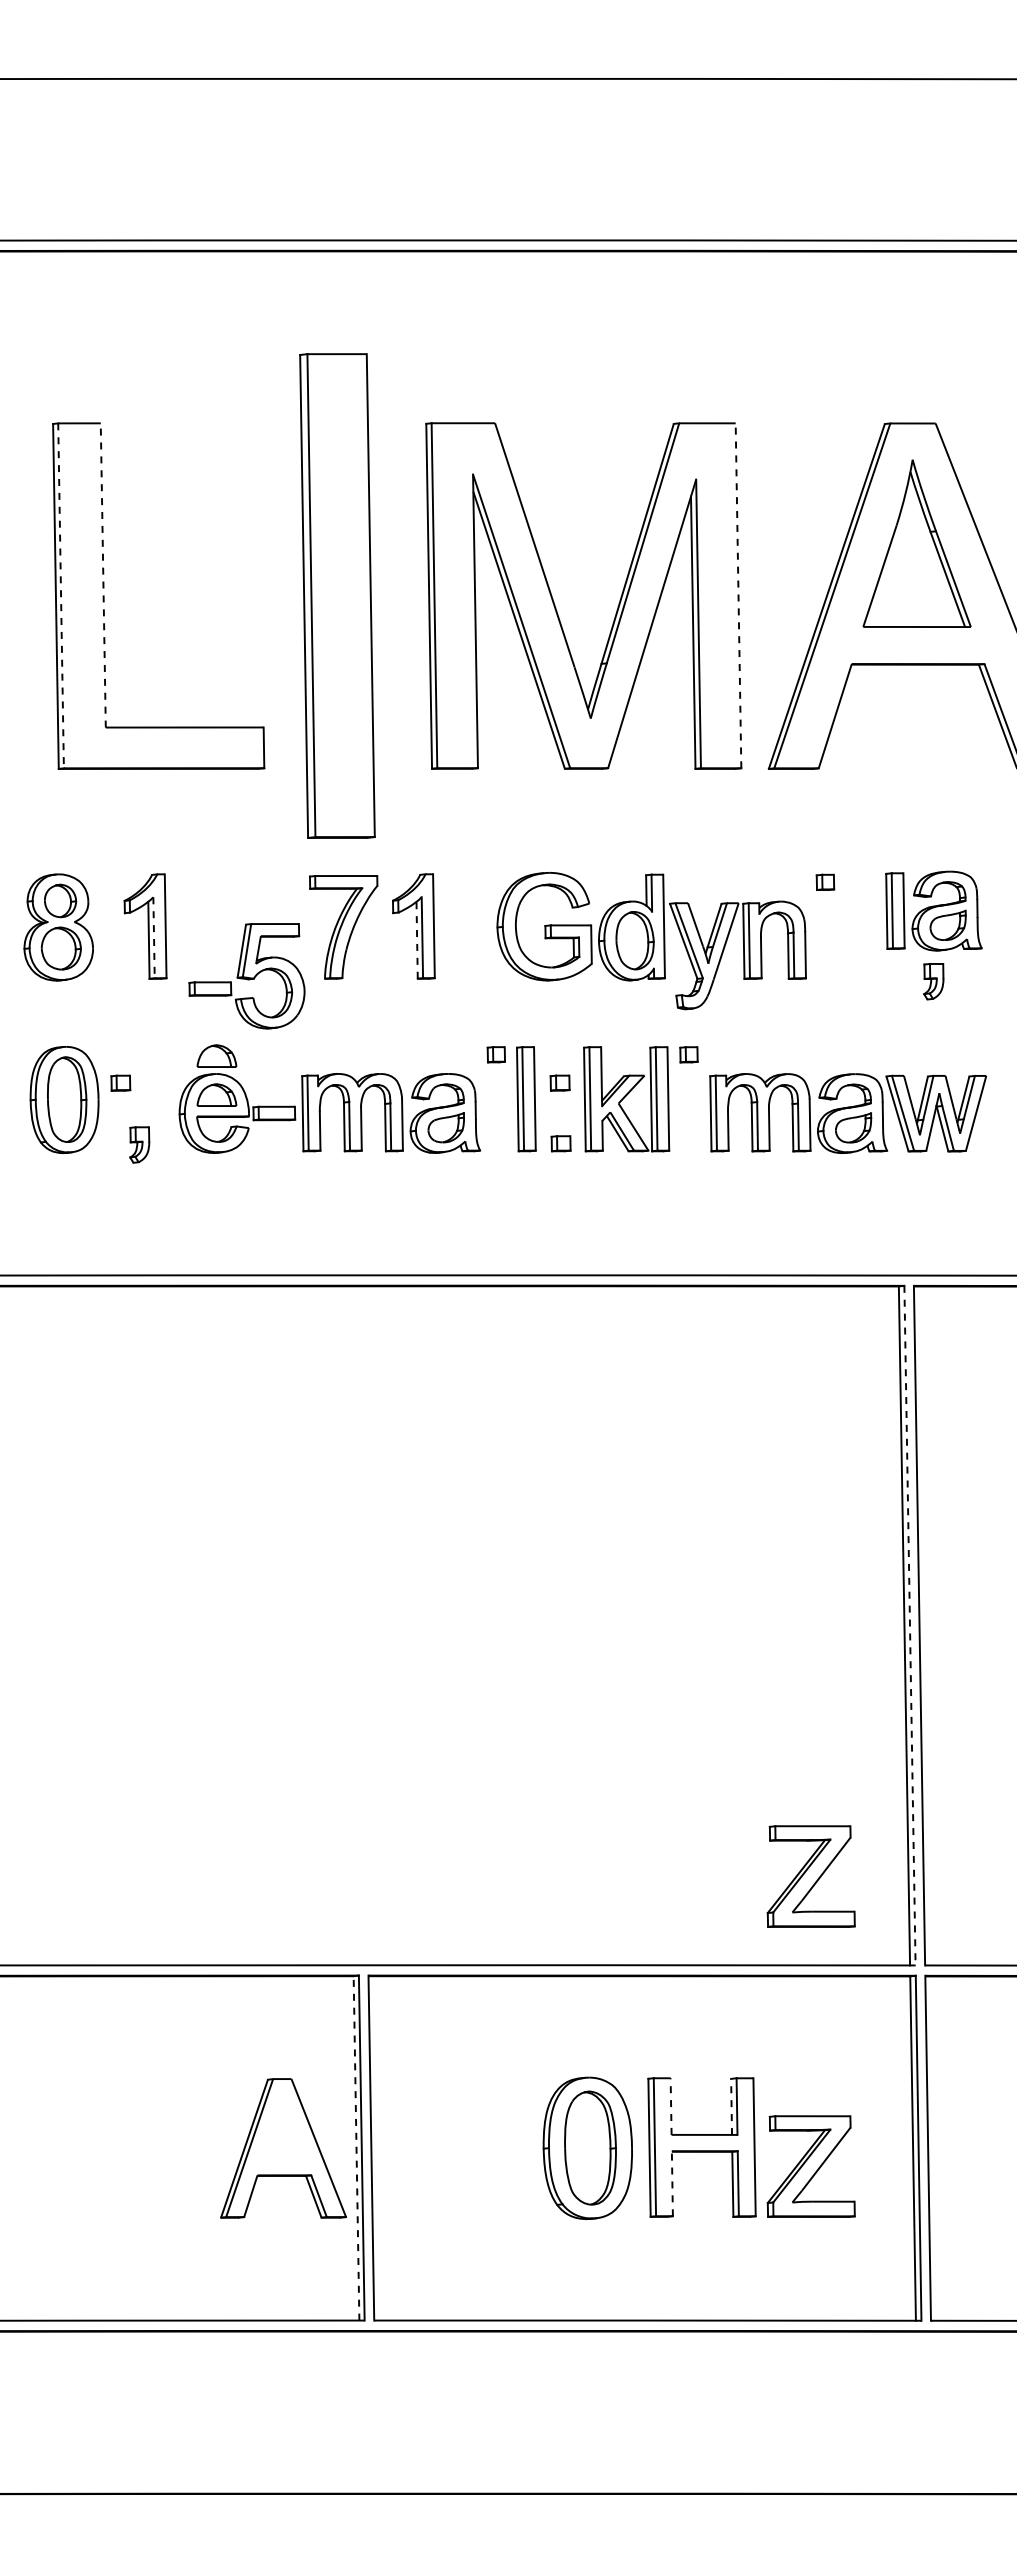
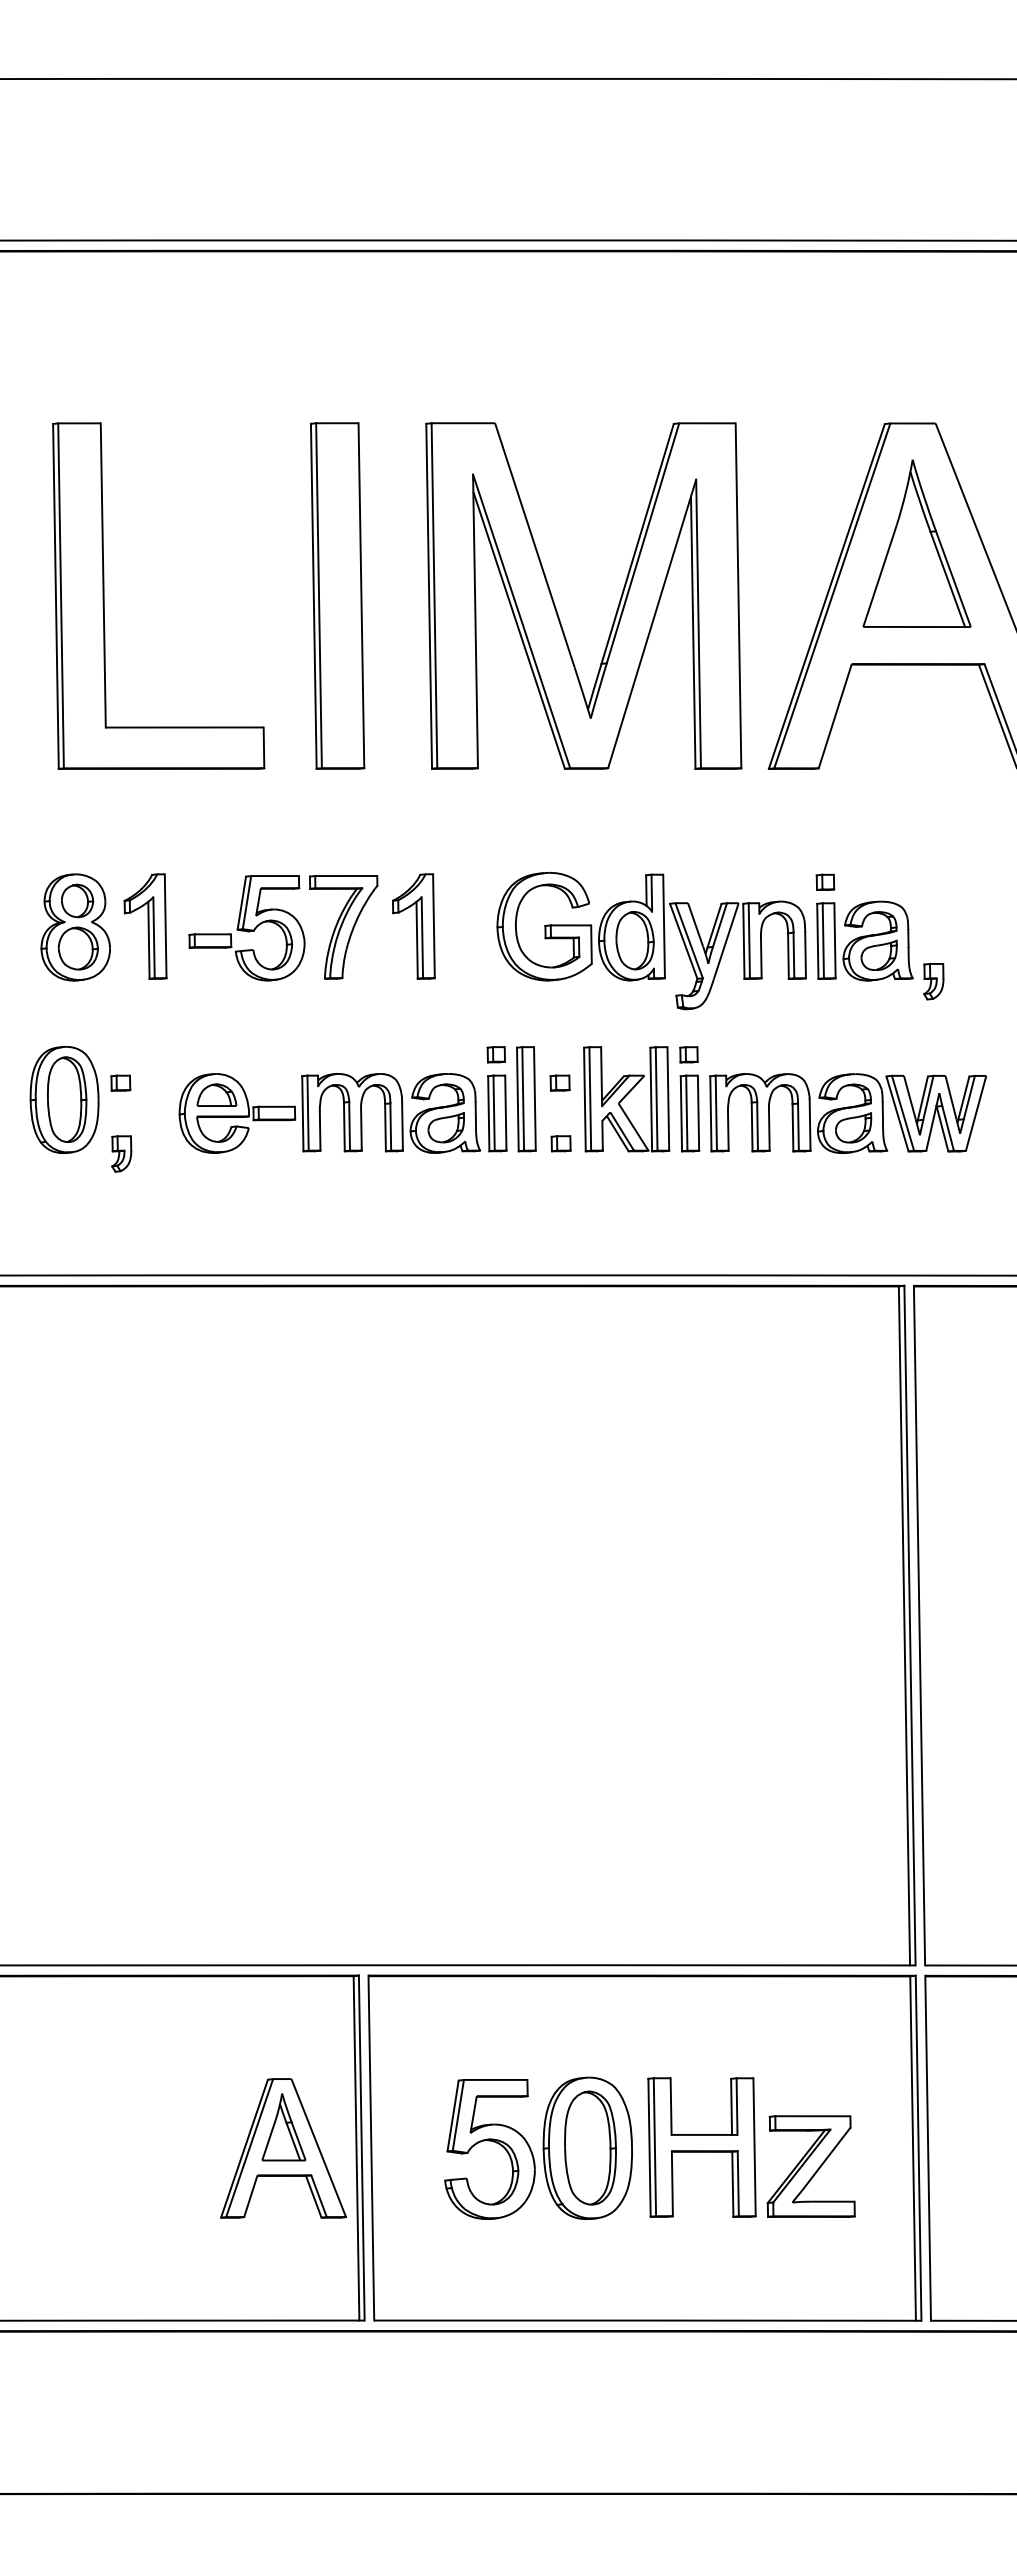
line: dashed -> solid (103, 574)
part size: 77x486 px -> 56x348 px (337, 595)
line: dashed -> solid (738, 595)
line: dashed -> solid (61, 596)
part position: (933, 910) -> (864, 940) (864, 940)
part position: (58, 927) -> (75, 927) (75, 927)
line: dashed -> solid (154, 938)
line: dashed -> solid (417, 939)
part position: (246, 976) -> (246, 928) (246, 928)
part: present -> none (216, 1055)
part: none -> present (497, 1113)
part: none -> present (689, 1113)
part position: (139, 1144) -> (121, 1153) (121, 1153)
line: dashed -> solid (909, 1625)
part: present -> none (810, 1876)
line: dashed -> solid (671, 2106)
line: dashed -> solid (731, 2106)
part: none -> present (283, 2127)
part: none -> present (489, 2141)
line: dashed -> solid (356, 2147)
line: dashed -> solid (672, 2183)
